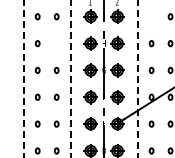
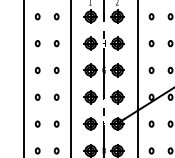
part: none -> present (151, 16)
part: none -> present (56, 43)
line: dashed -> solid (23, 79)
line: dashed -> solid (70, 79)
line: dashed -> solid (137, 79)
